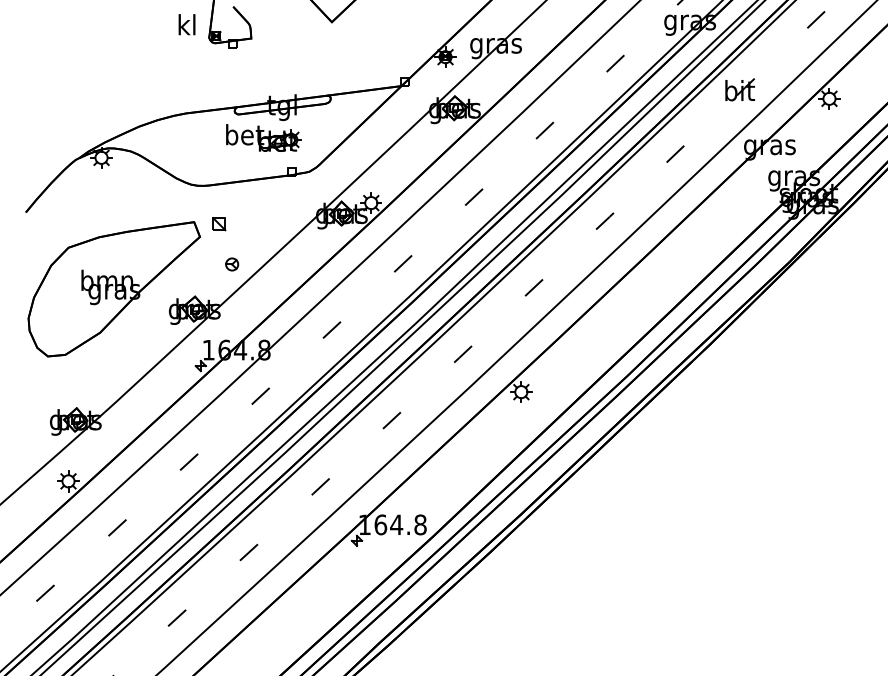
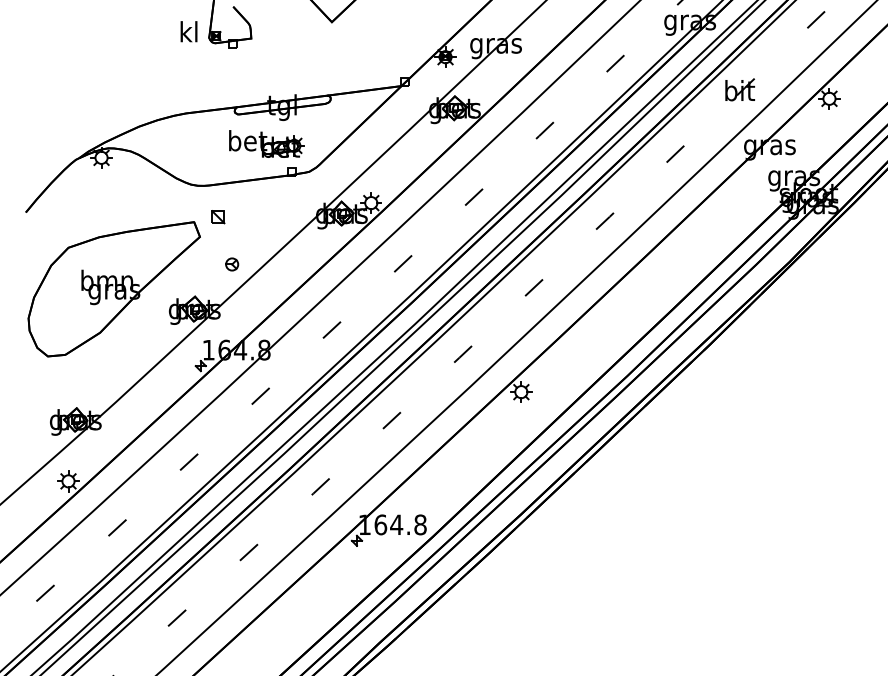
text position: (186, 24) -> (188, 31) (188, 31)
part position: (263, 137) -> (266, 143) (266, 143)
part position: (219, 224) -> (218, 217) (218, 217)
